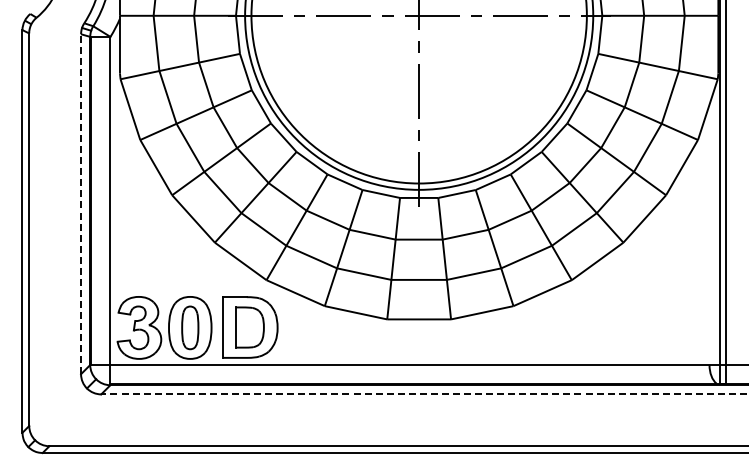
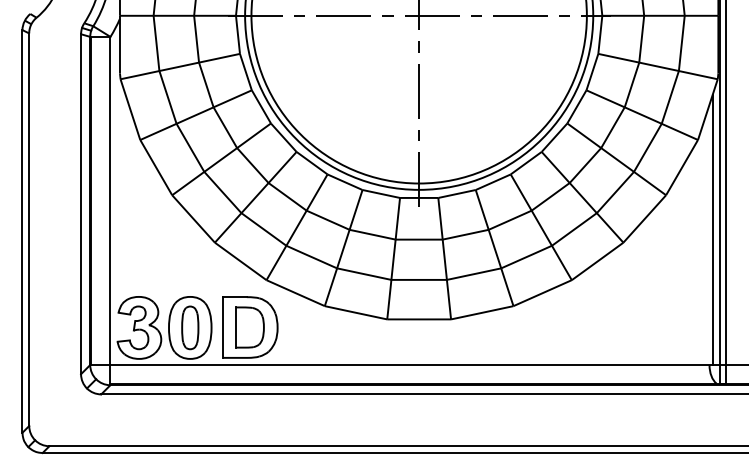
line: dashed -> solid (81, 204)
line: none -> present (712, 229)
line: dashed -> solid (425, 394)
